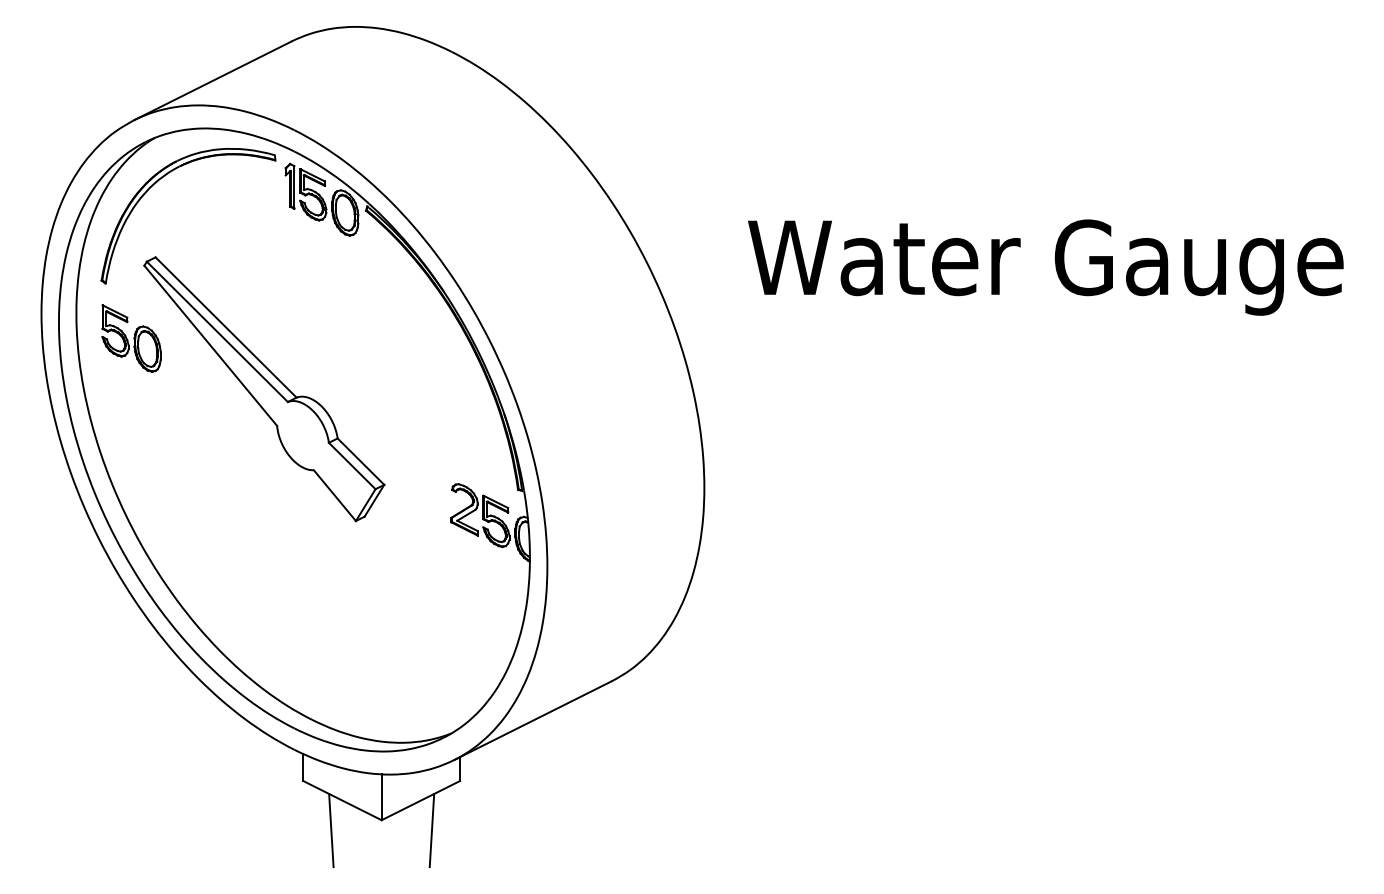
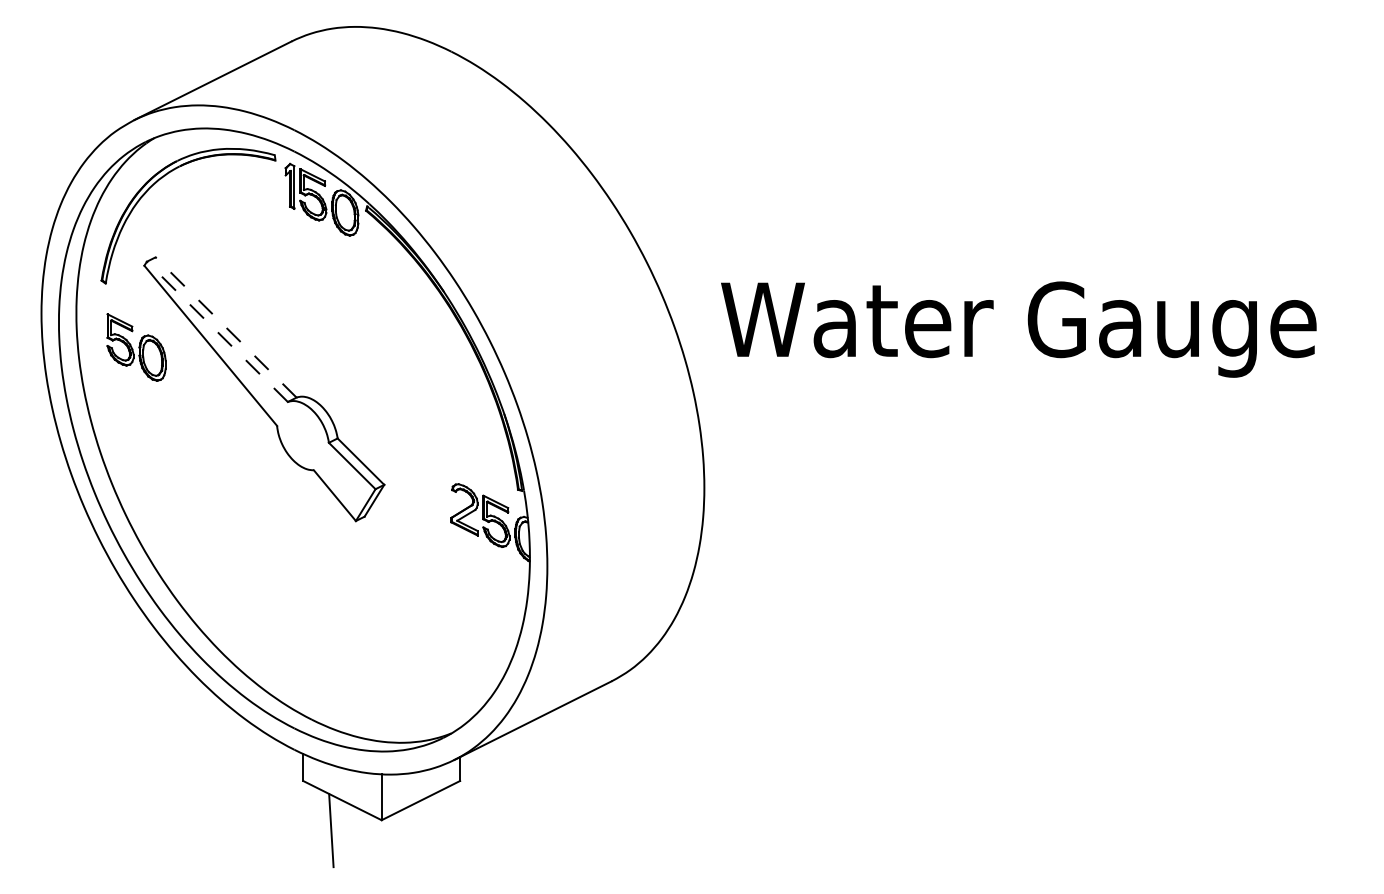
text position: (1045, 267) -> (1018, 329) (1018, 329)
line: solid -> dashed (225, 327)
line: solid -> dashed (217, 331)
part position: (131, 338) -> (136, 347) (136, 347)
line: present -> none (431, 830)
